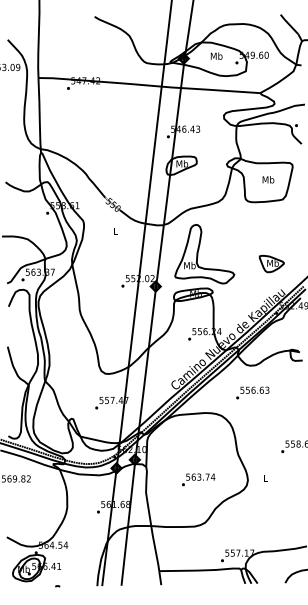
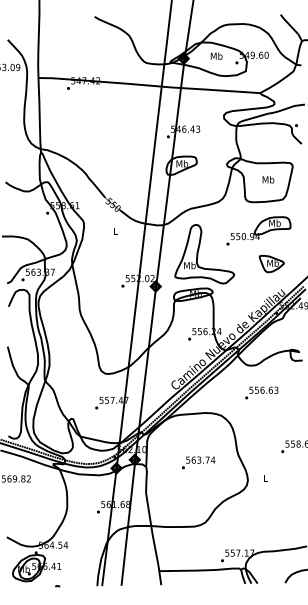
part: none -> present (258, 230)
text position: (252, 392) -> (261, 392) (261, 392)
text position: (198, 479) -> (198, 462) (198, 462)
